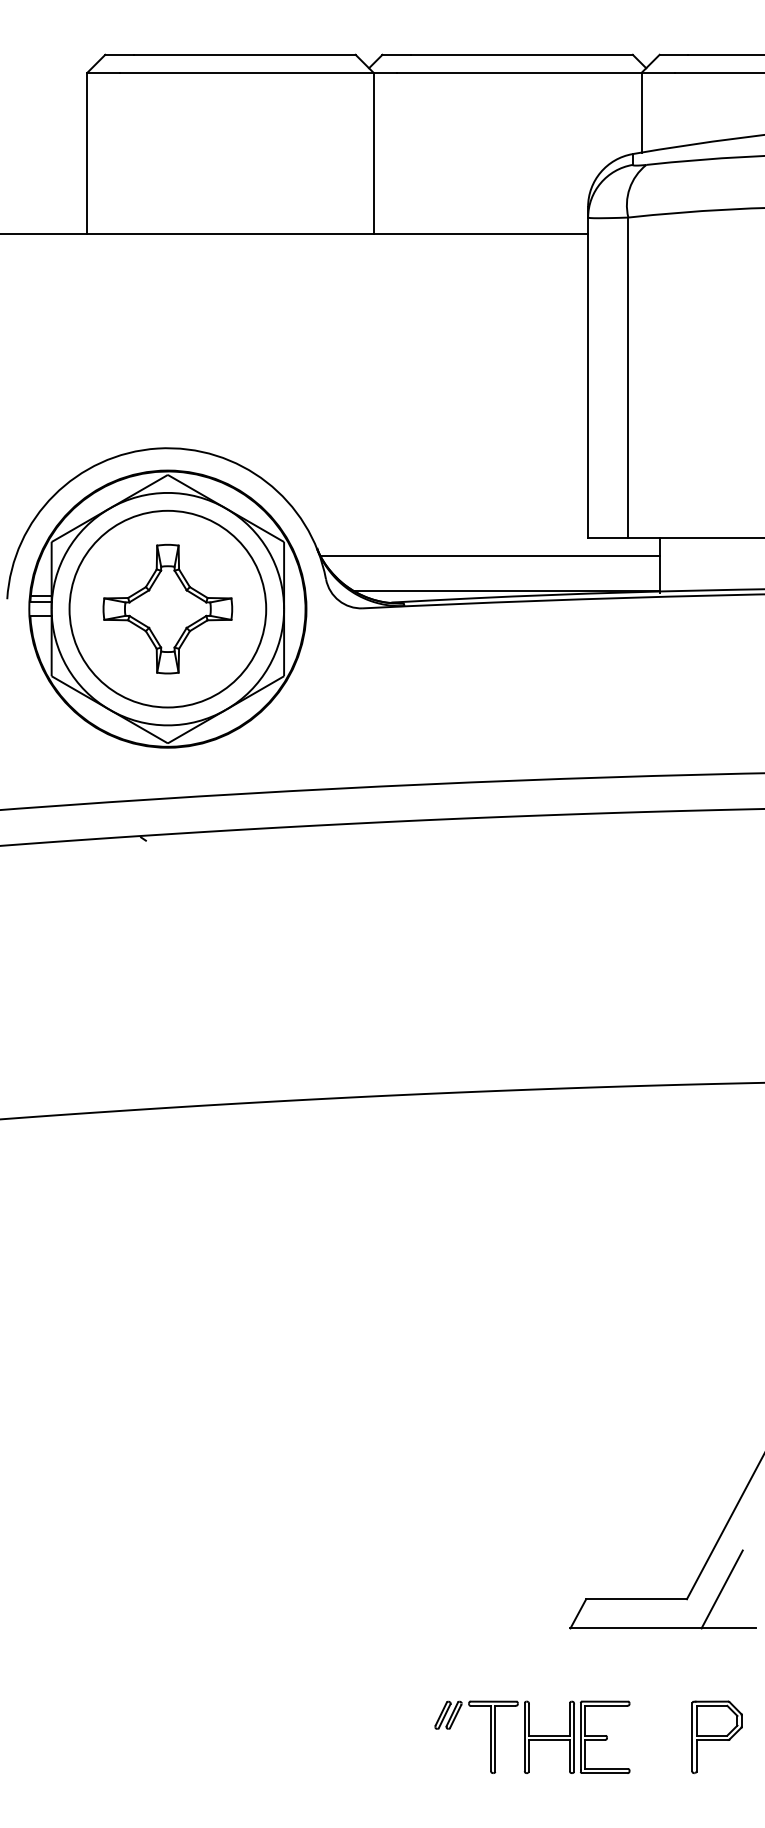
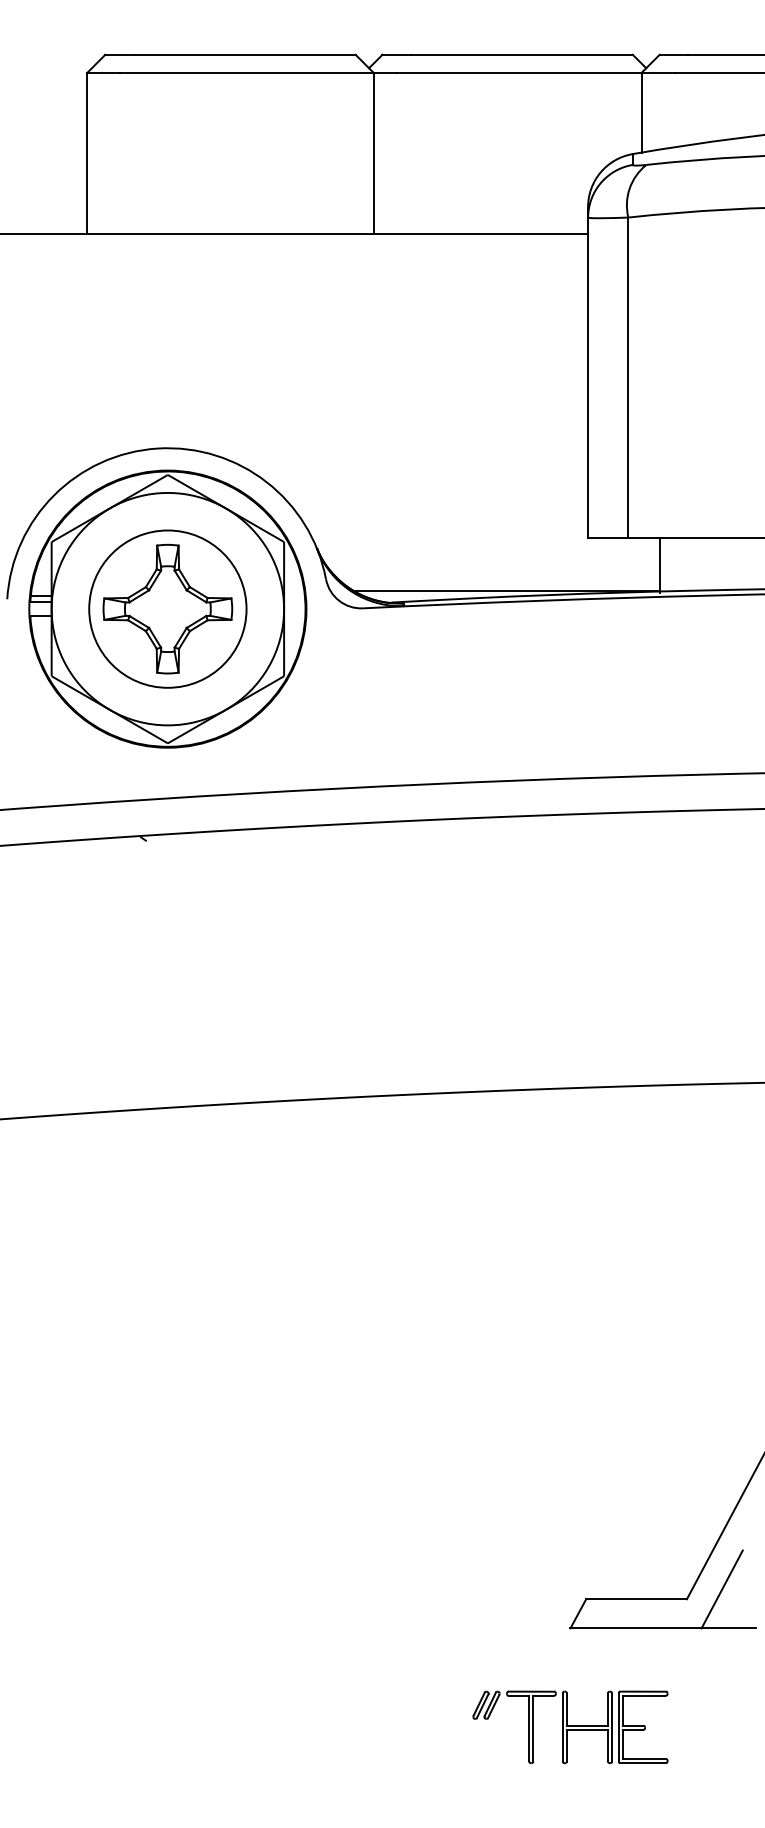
line: present -> none (489, 555)
circle diameter: 197 px -> 157 px (167, 608)
part position: (532, 1736) -> (570, 1726) (570, 1726)
part: present -> none (716, 1736)
